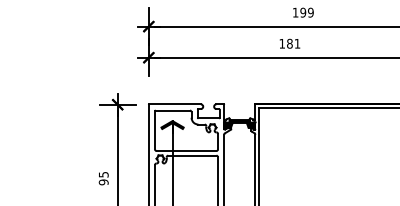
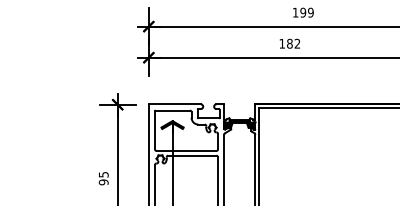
text: 181 -> 182 (297, 43)
